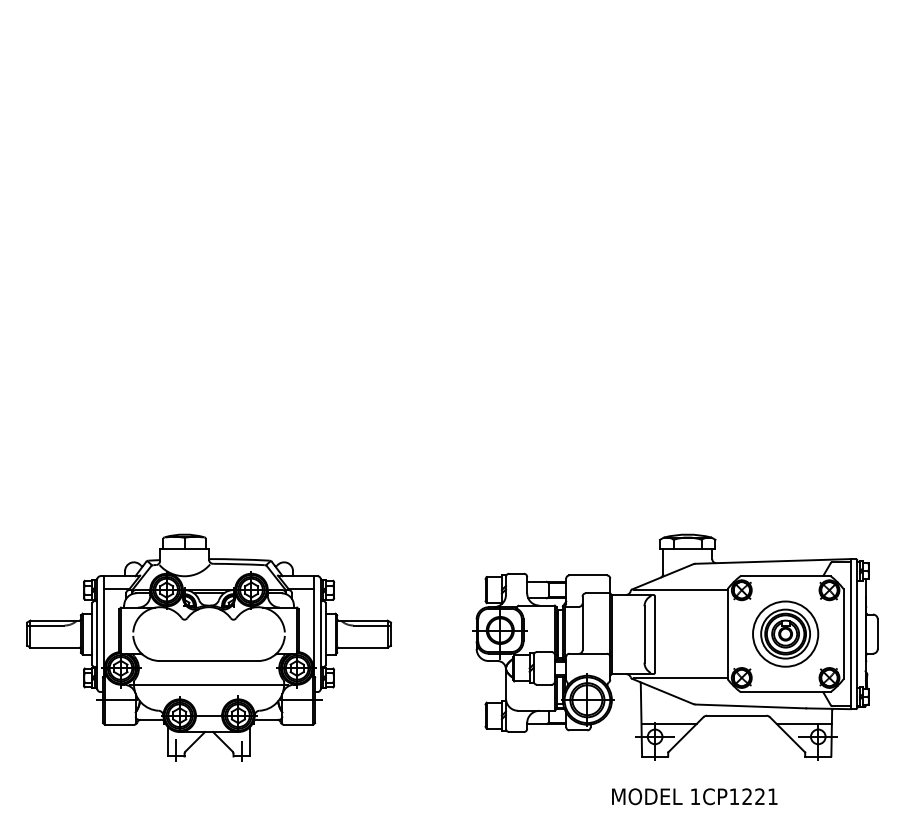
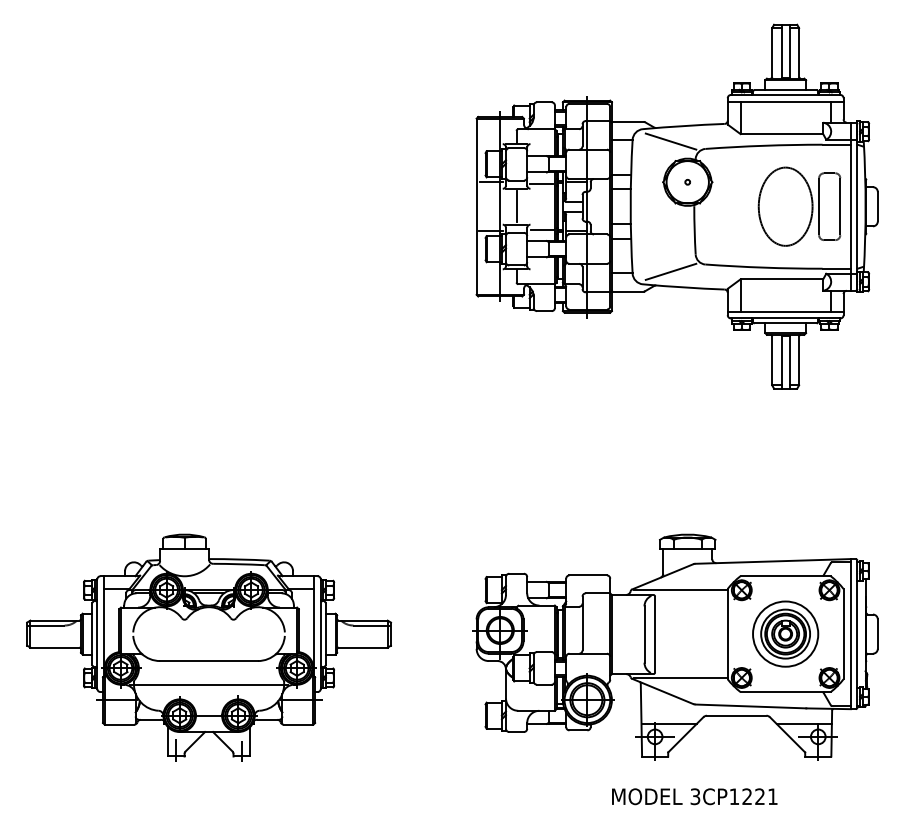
part: none -> present (676, 206)
text: 1CP1221 -> 3CP1221 (695, 796)
